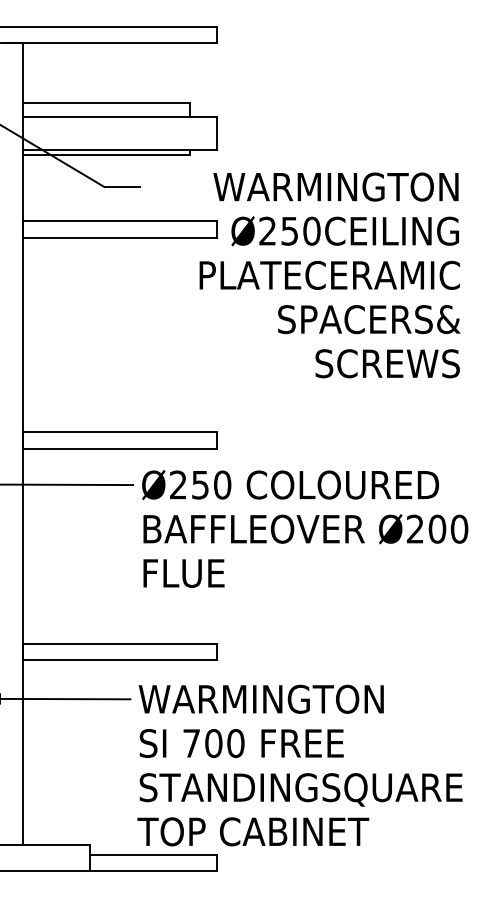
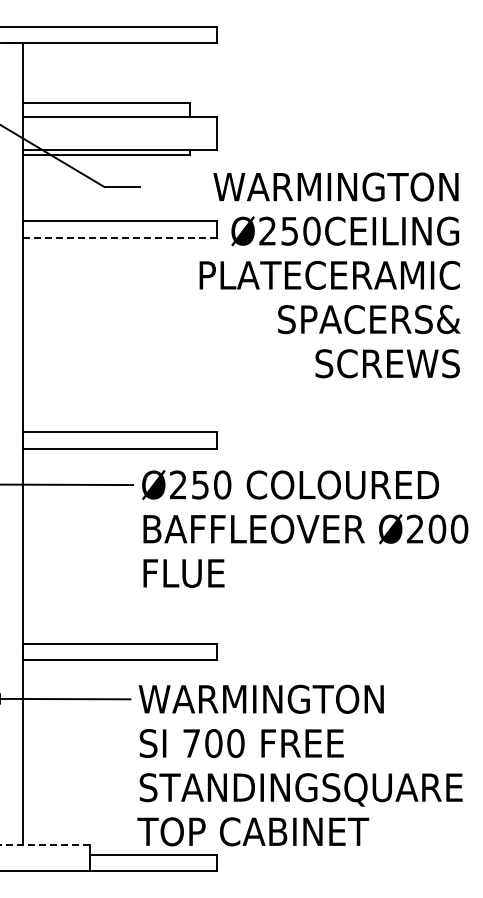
line: solid -> dashed (120, 237)
line: solid -> dashed (45, 844)
